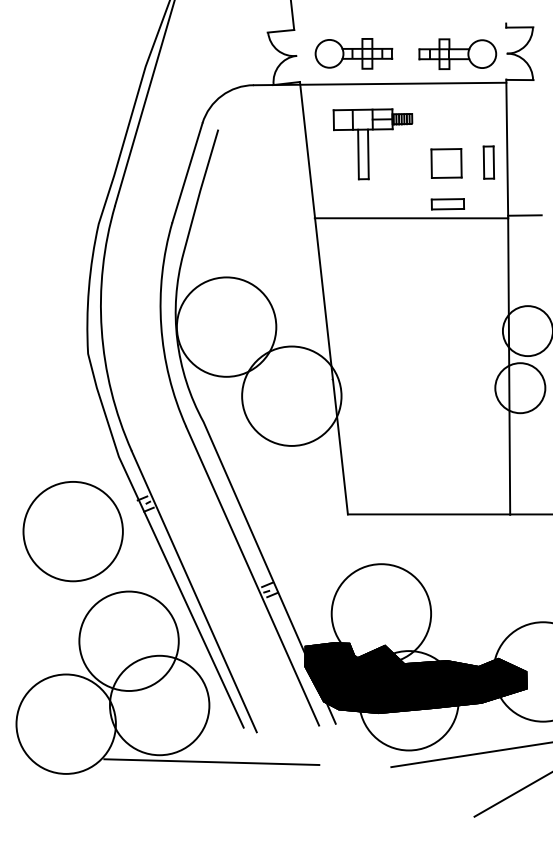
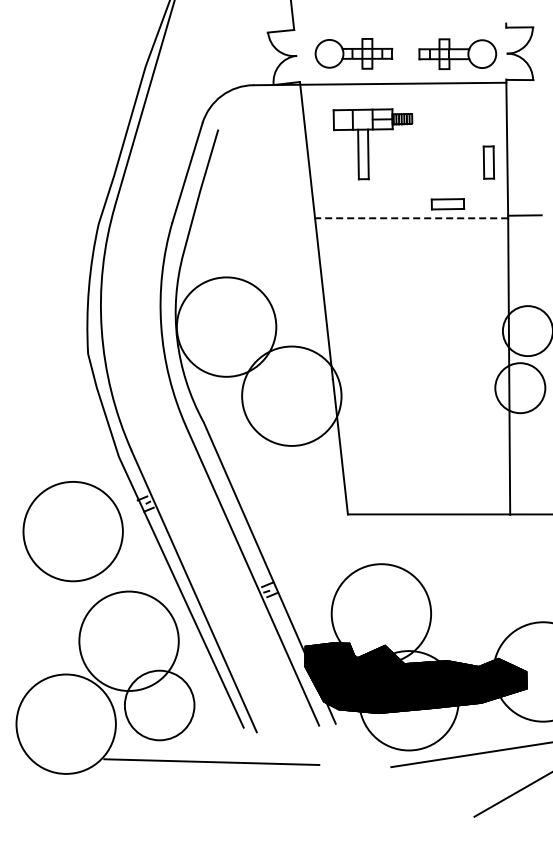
part: present -> none (446, 163)
line: solid -> dashed (411, 218)
circle diameter: 99 px -> 70 px (159, 705)
